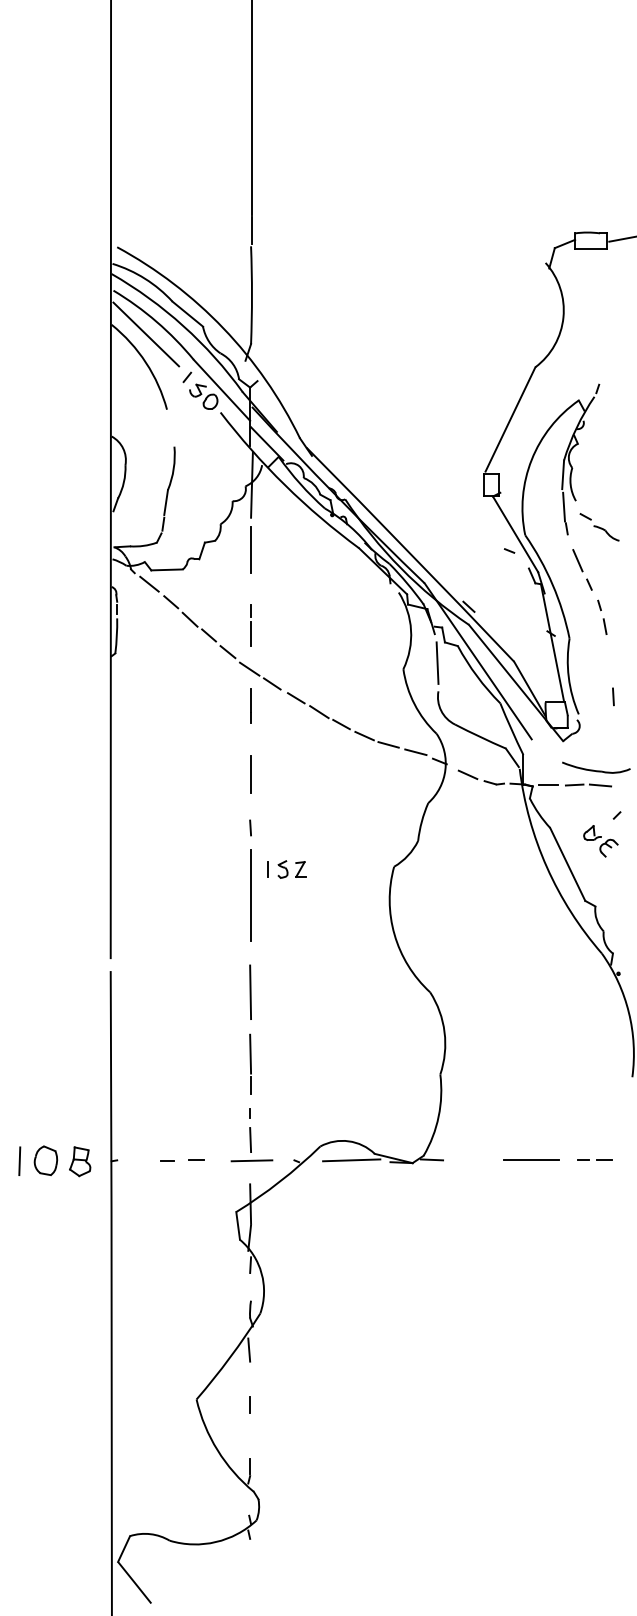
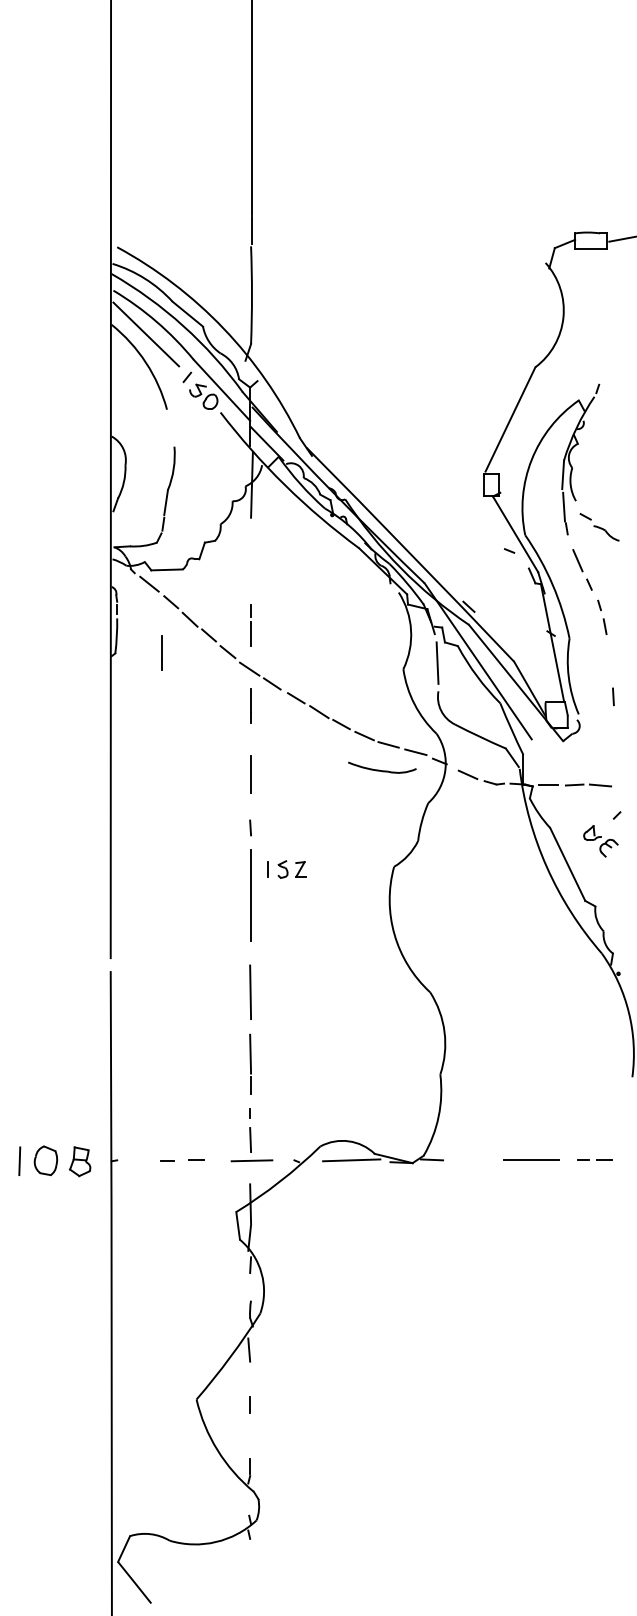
line: present -> none (251, 549)
line: none -> present (161, 652)
part position: (596, 767) -> (382, 767) (382, 767)
